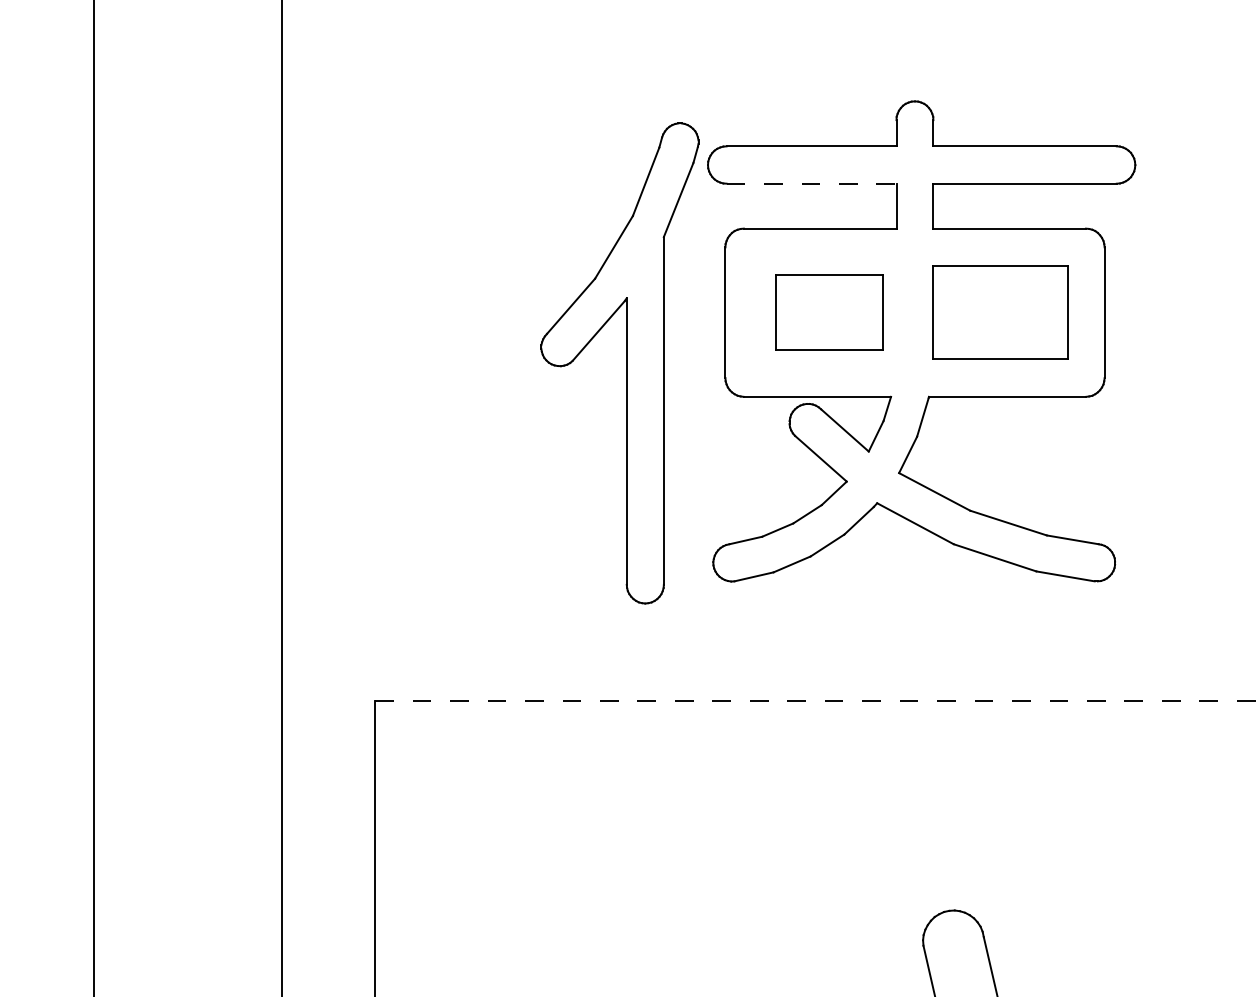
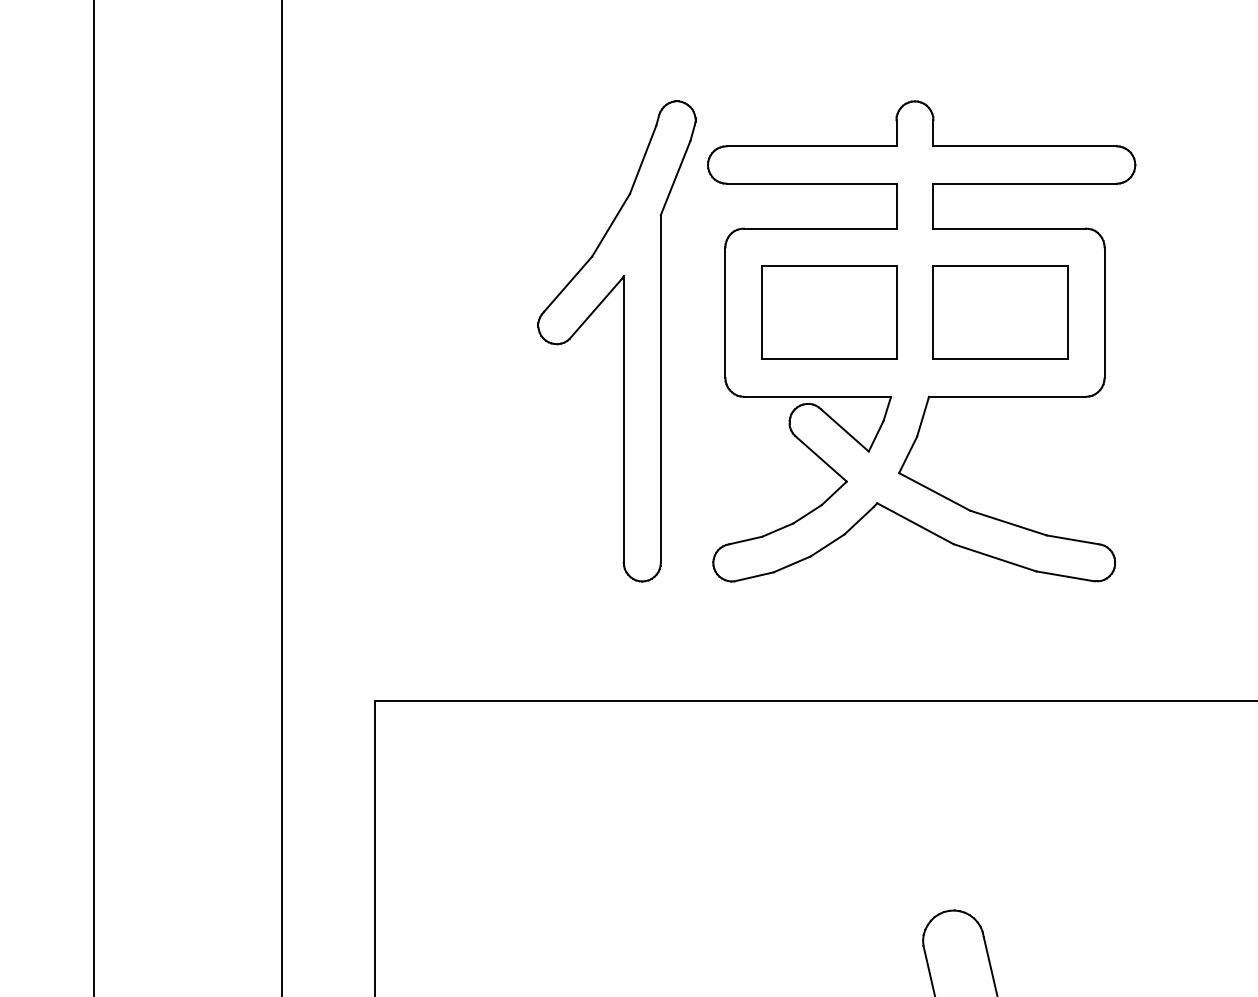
line: dashed -> solid (811, 183)
part size: 109x77 px -> 137x95 px (829, 312)
part position: (626, 363) -> (623, 341) (623, 341)
line: dashed -> solid (816, 701)
